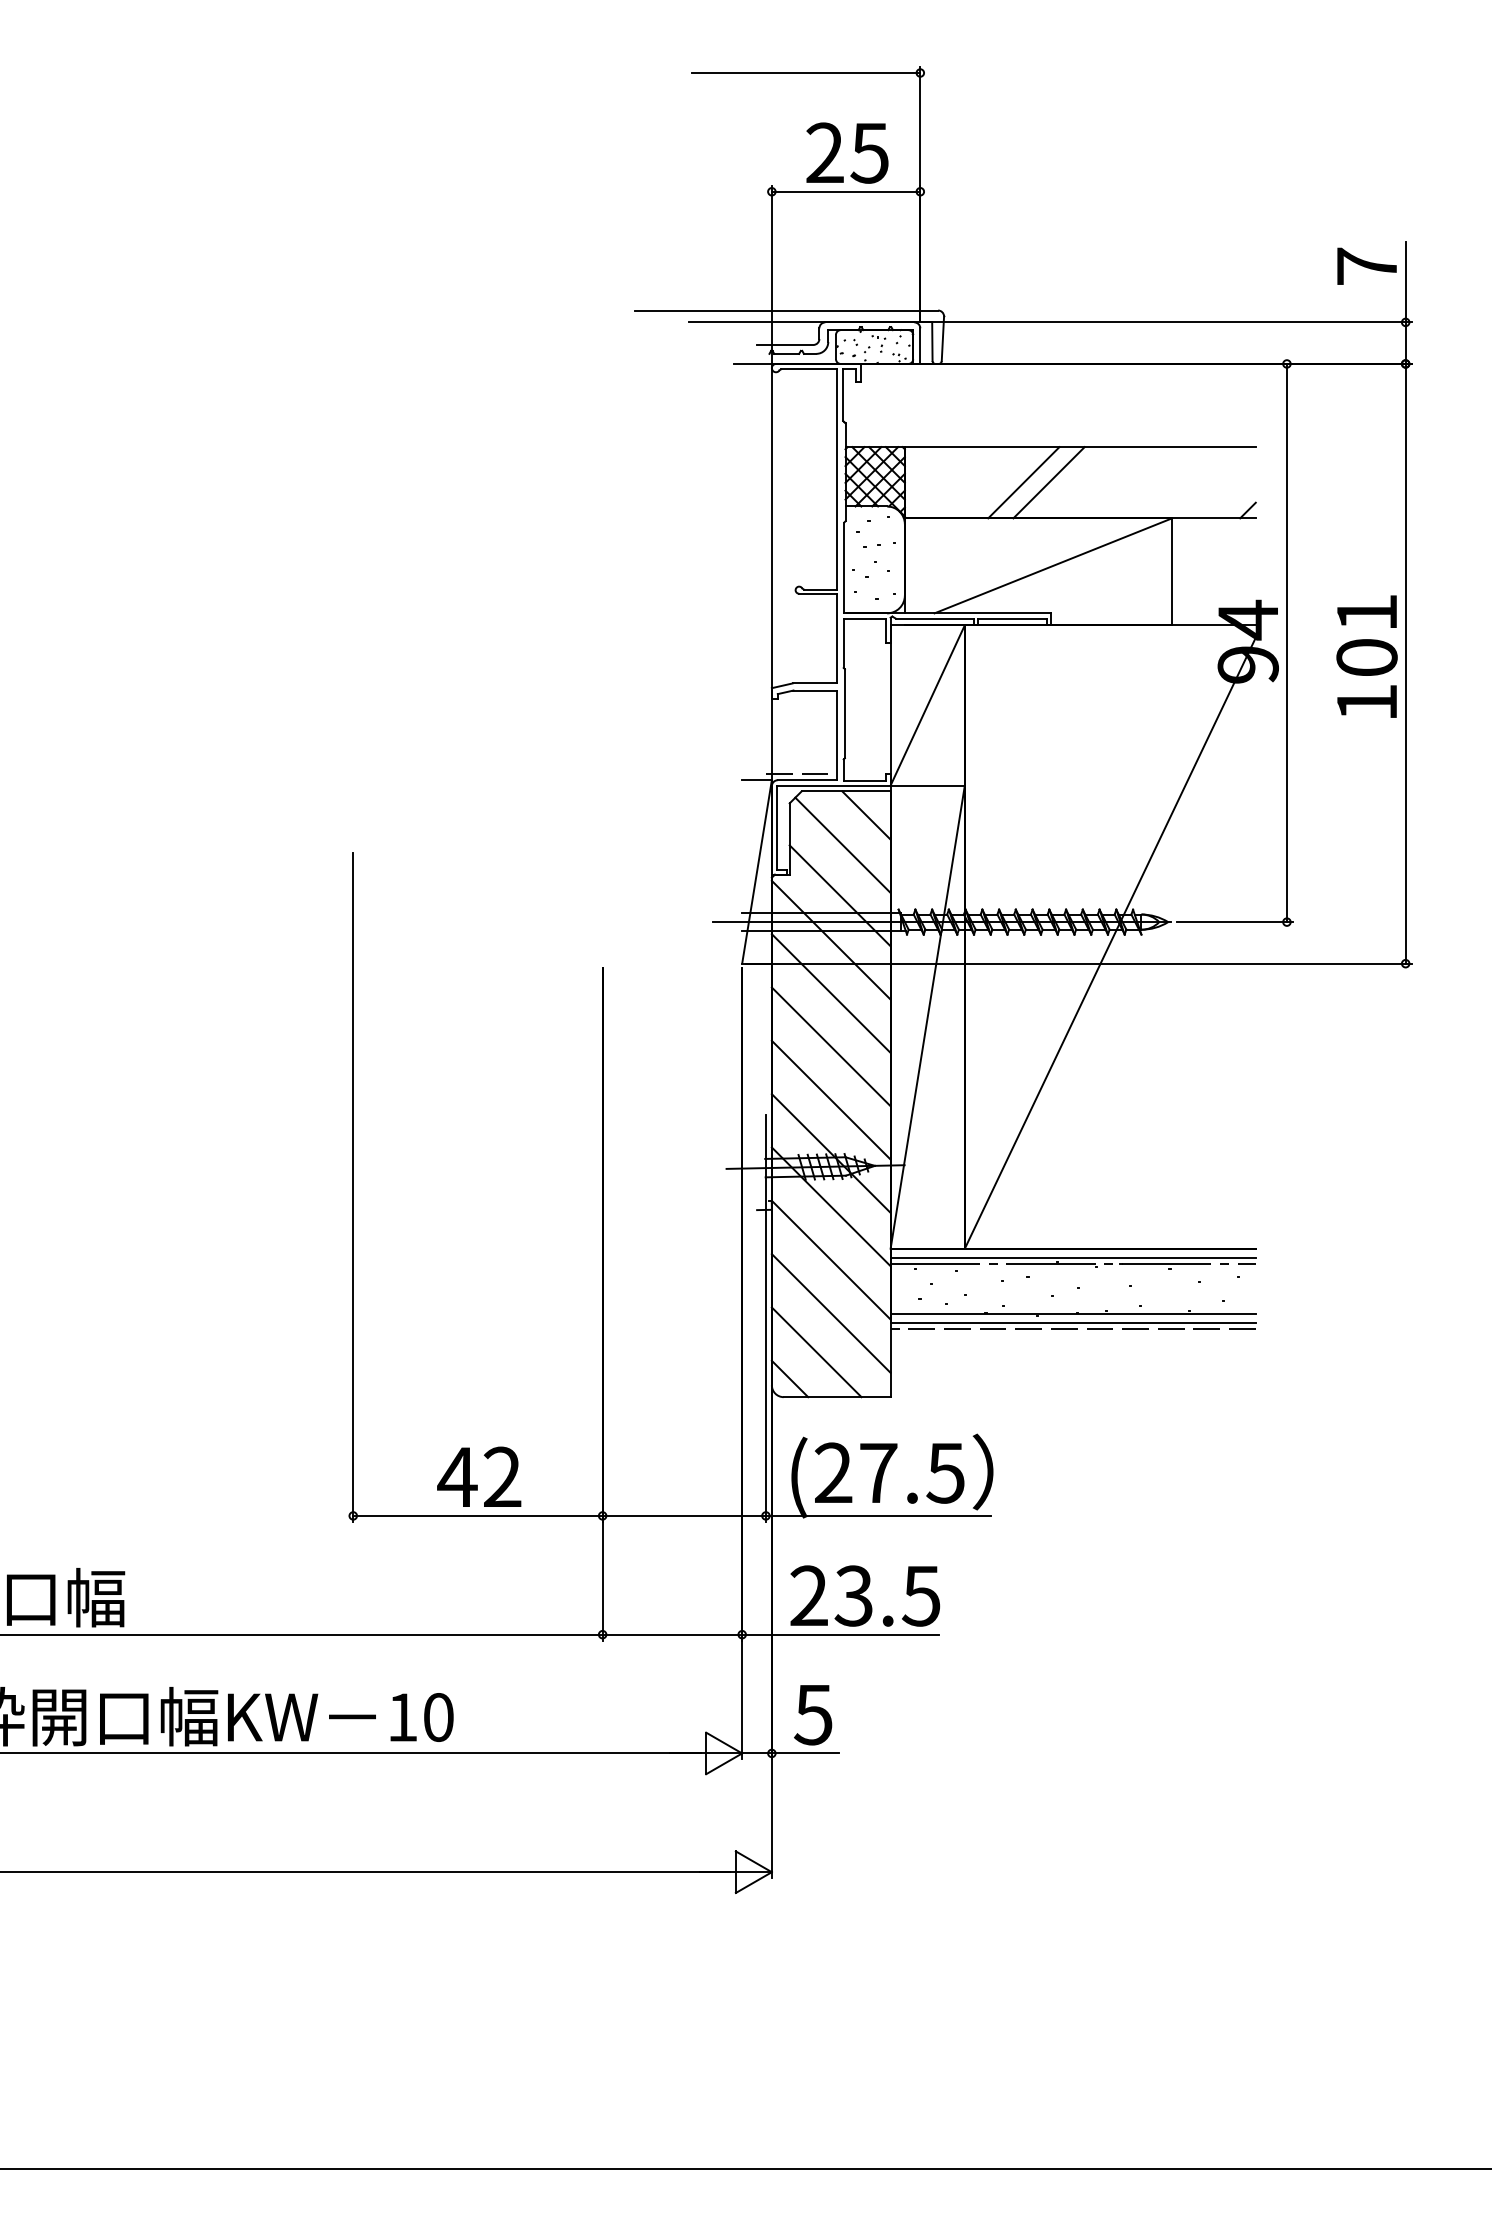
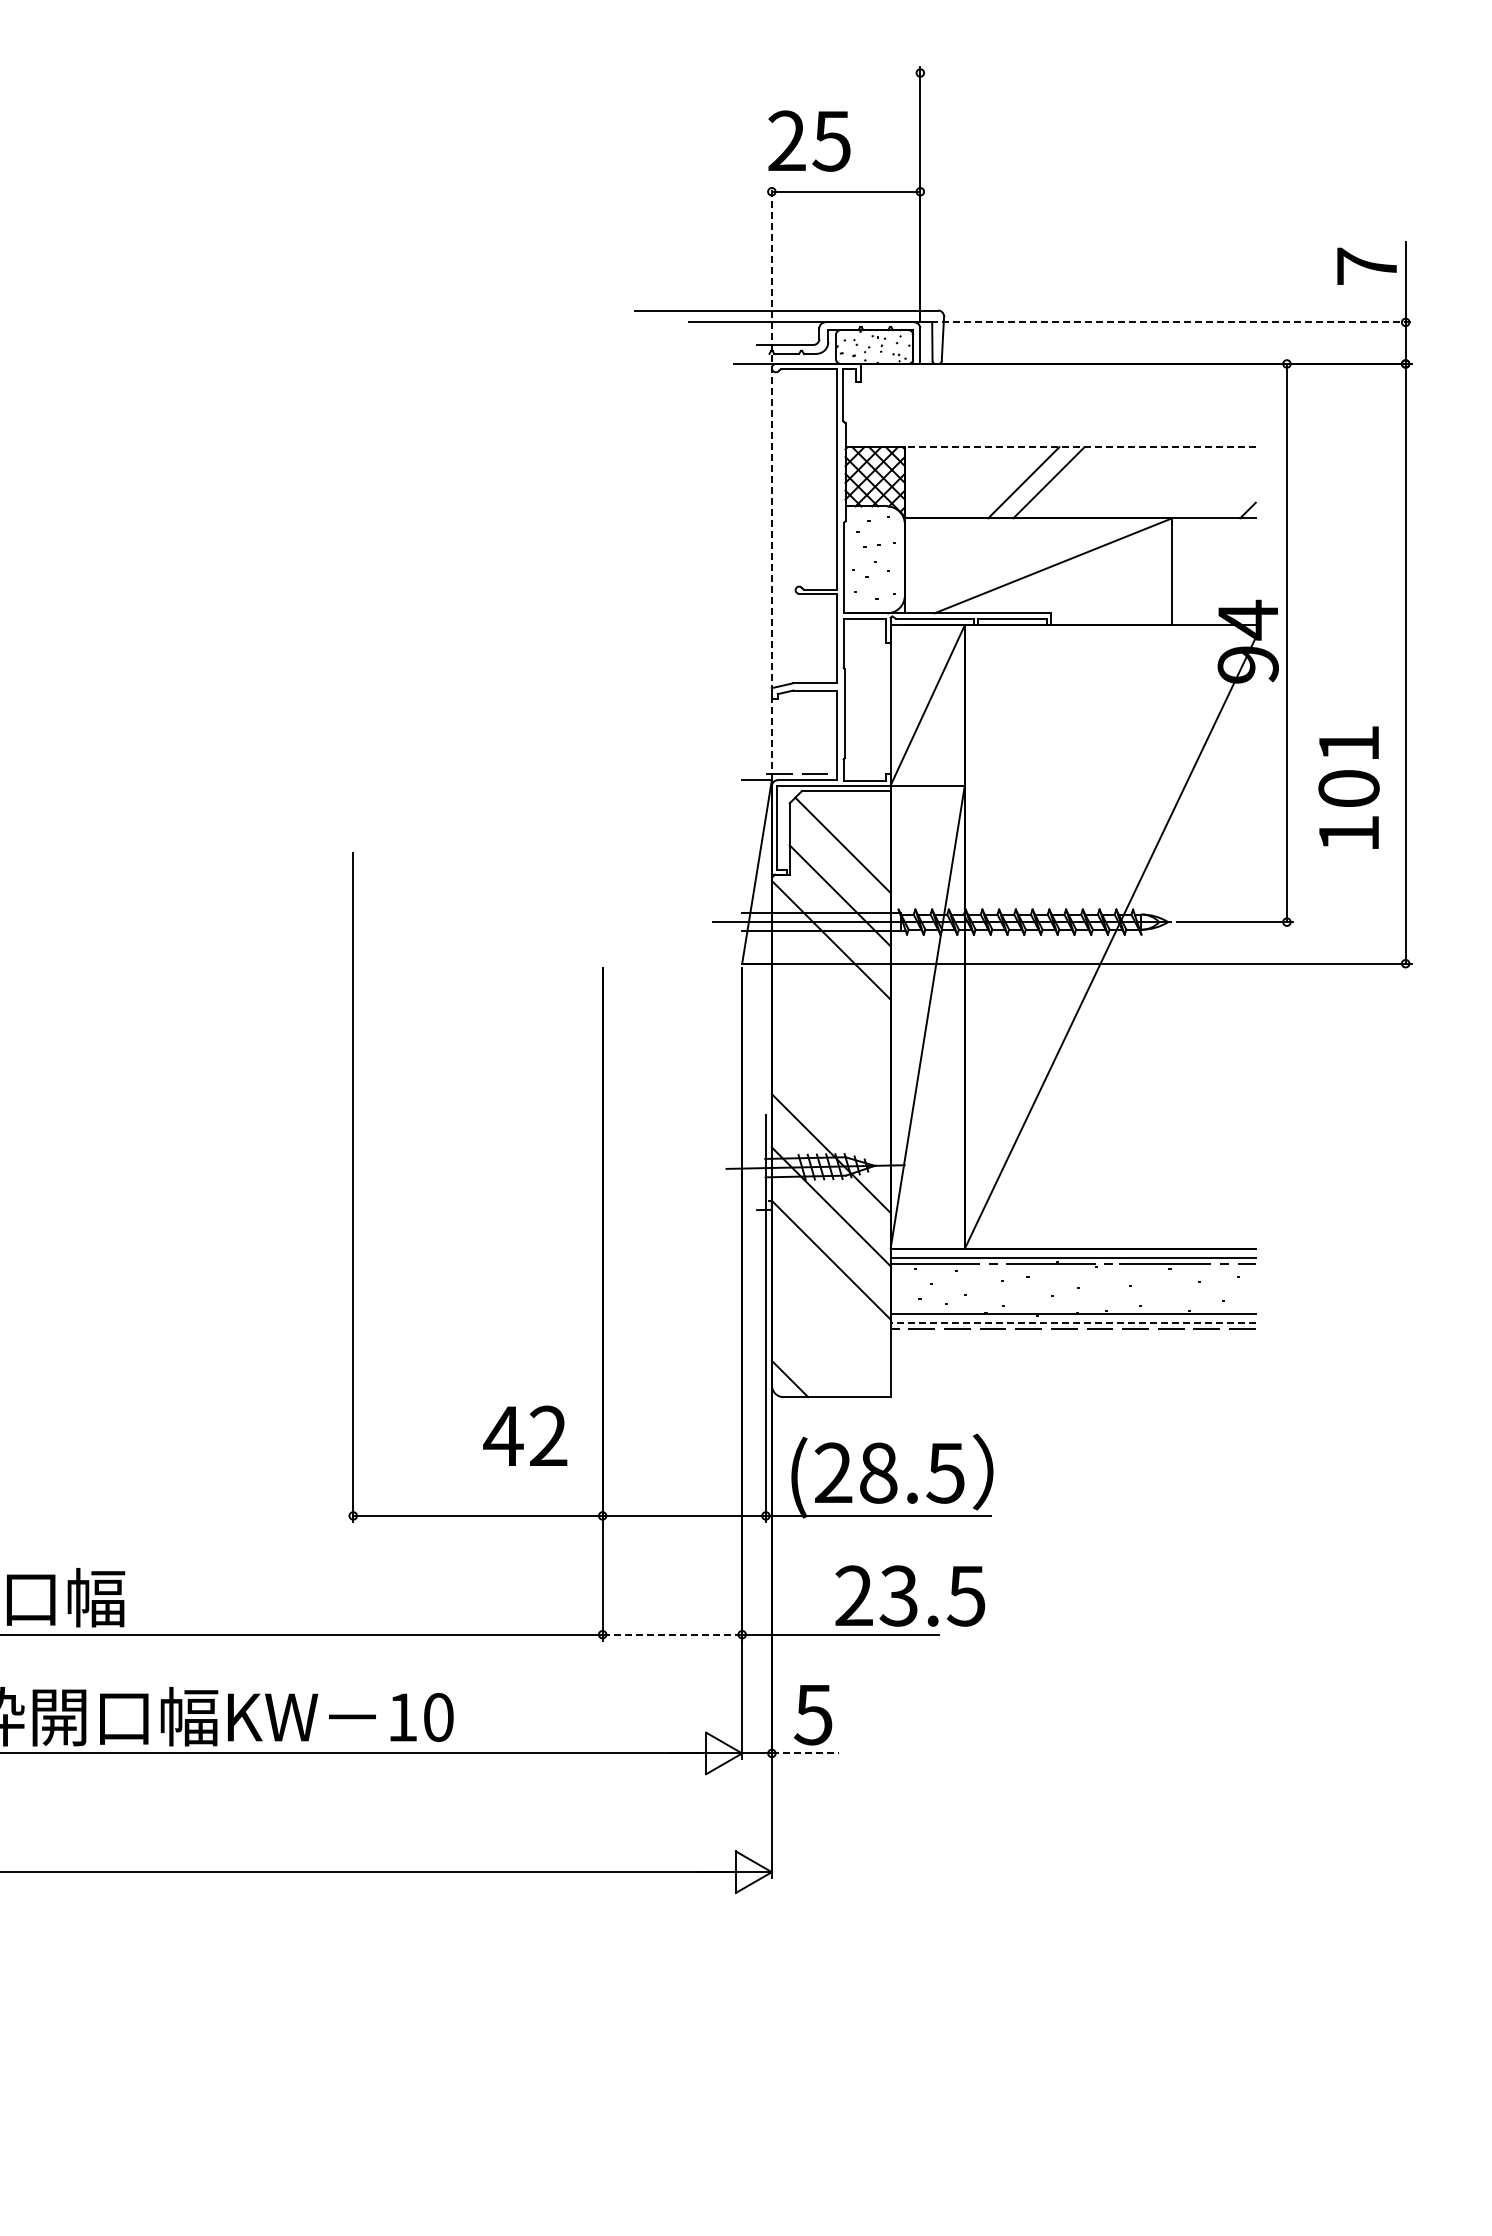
line: present -> none (805, 73)
text position: (847, 152) -> (809, 140) (809, 140)
line: solid -> dashed (1165, 322)
line: solid -> dashed (1079, 447)
line: solid -> dashed (771, 482)
text position: (1366, 656) -> (1348, 787) (1348, 787)
line: present -> none (866, 815)
line: present -> none (830, 993)
line: present -> none (830, 1046)
line: present -> none (830, 1099)
line: present -> none (830, 1313)
line: solid -> dashed (1073, 1322)
line: present -> none (816, 1352)
text: (27.5 -> (28.5 (878, 1472)
text position: (479, 1476) -> (525, 1435) (525, 1435)
text position: (865, 1595) -> (910, 1595) (910, 1595)
line: solid -> dashed (672, 1634)
line: solid -> dashed (805, 1753)
line: present -> none (745, 2168)
